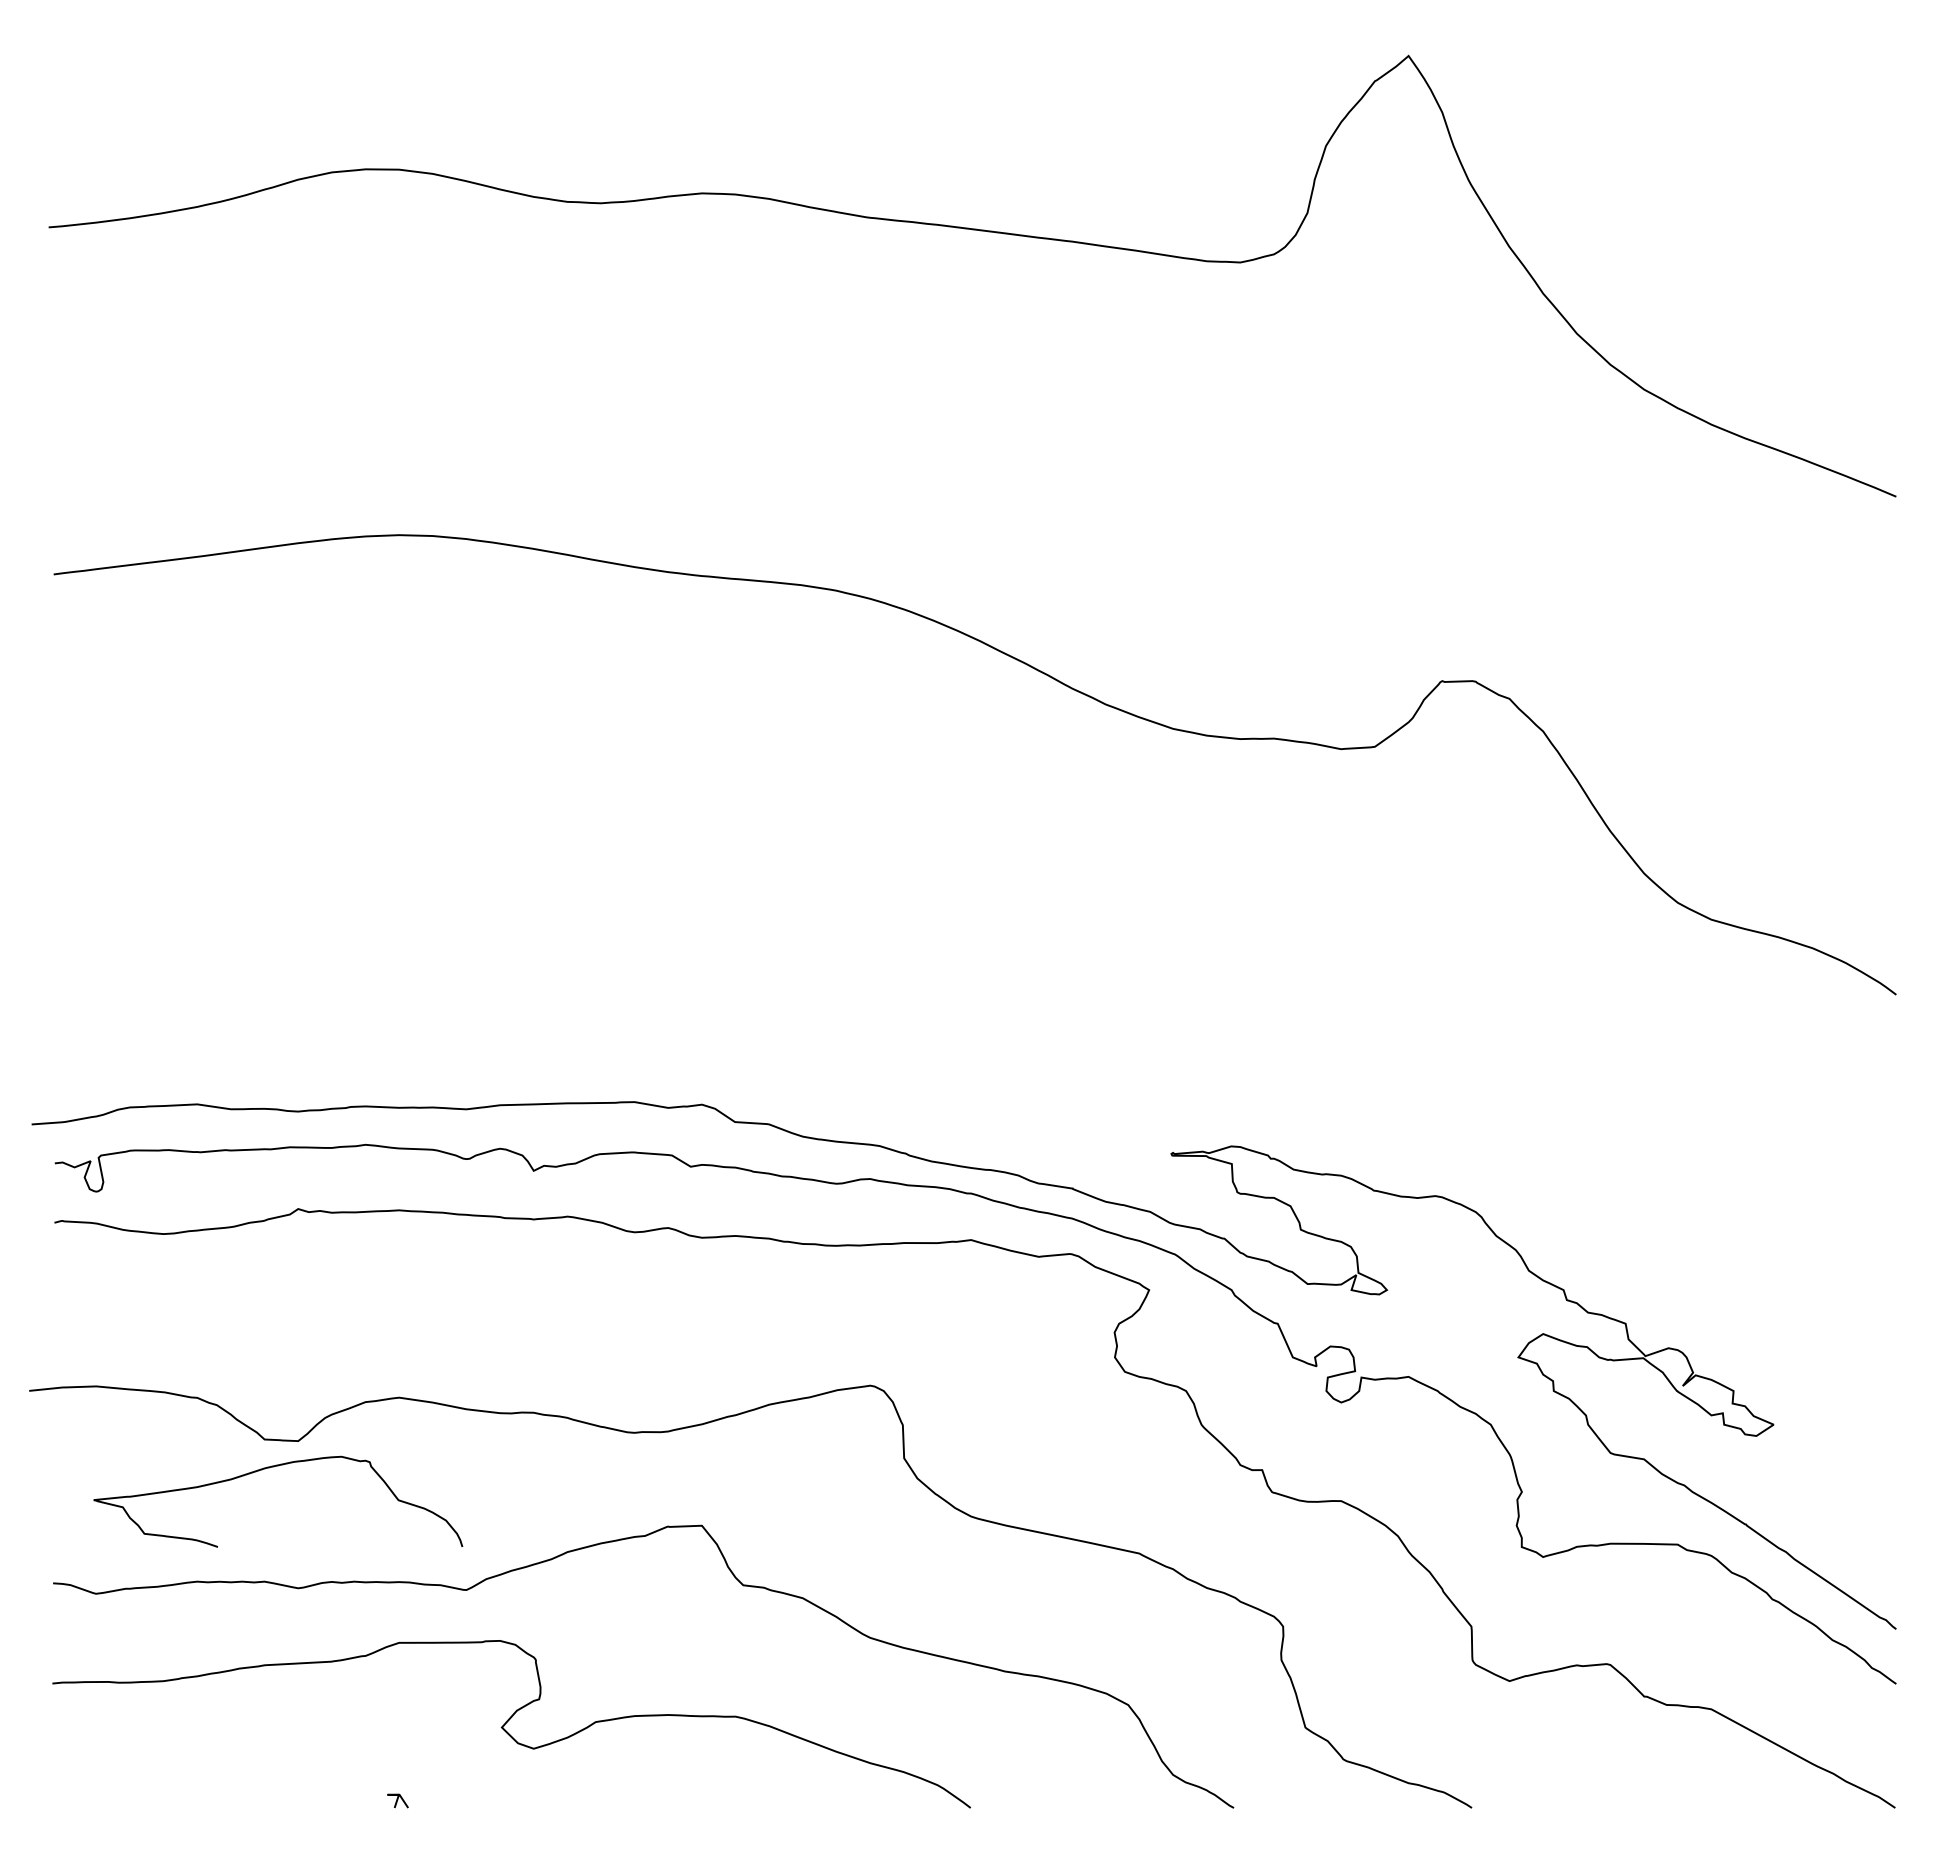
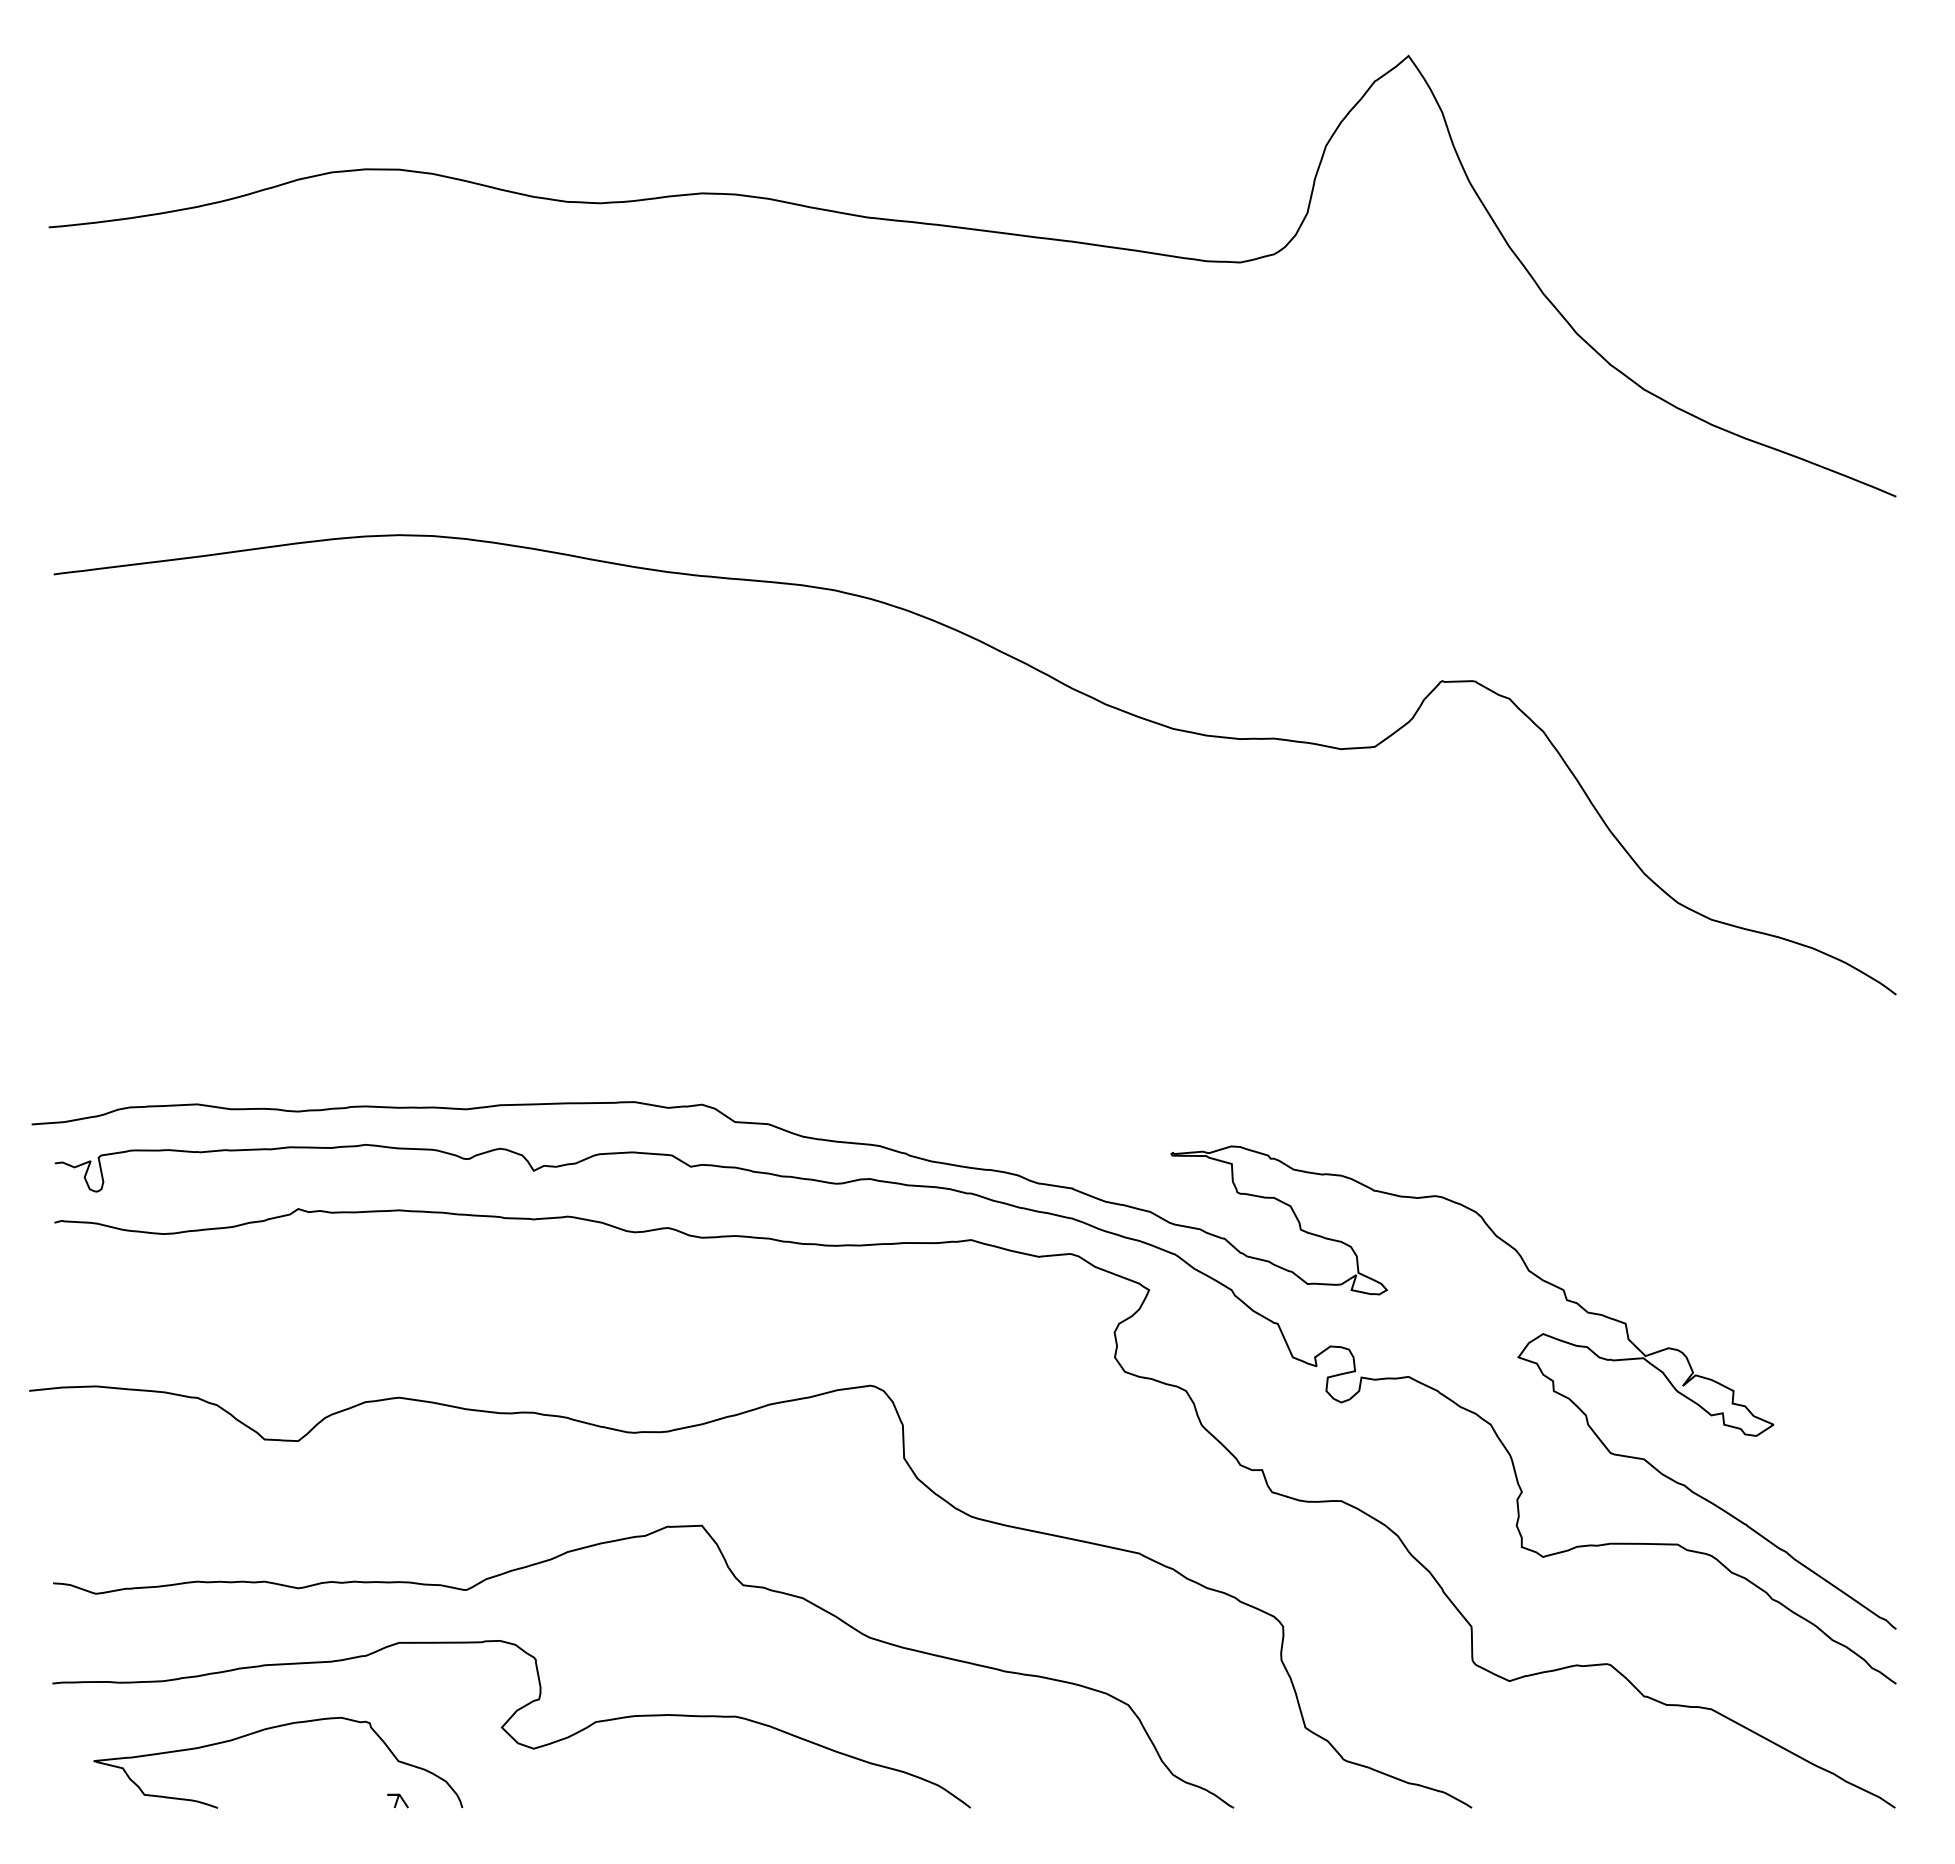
curve position: (269, 1468) -> (269, 1729) (269, 1729)
